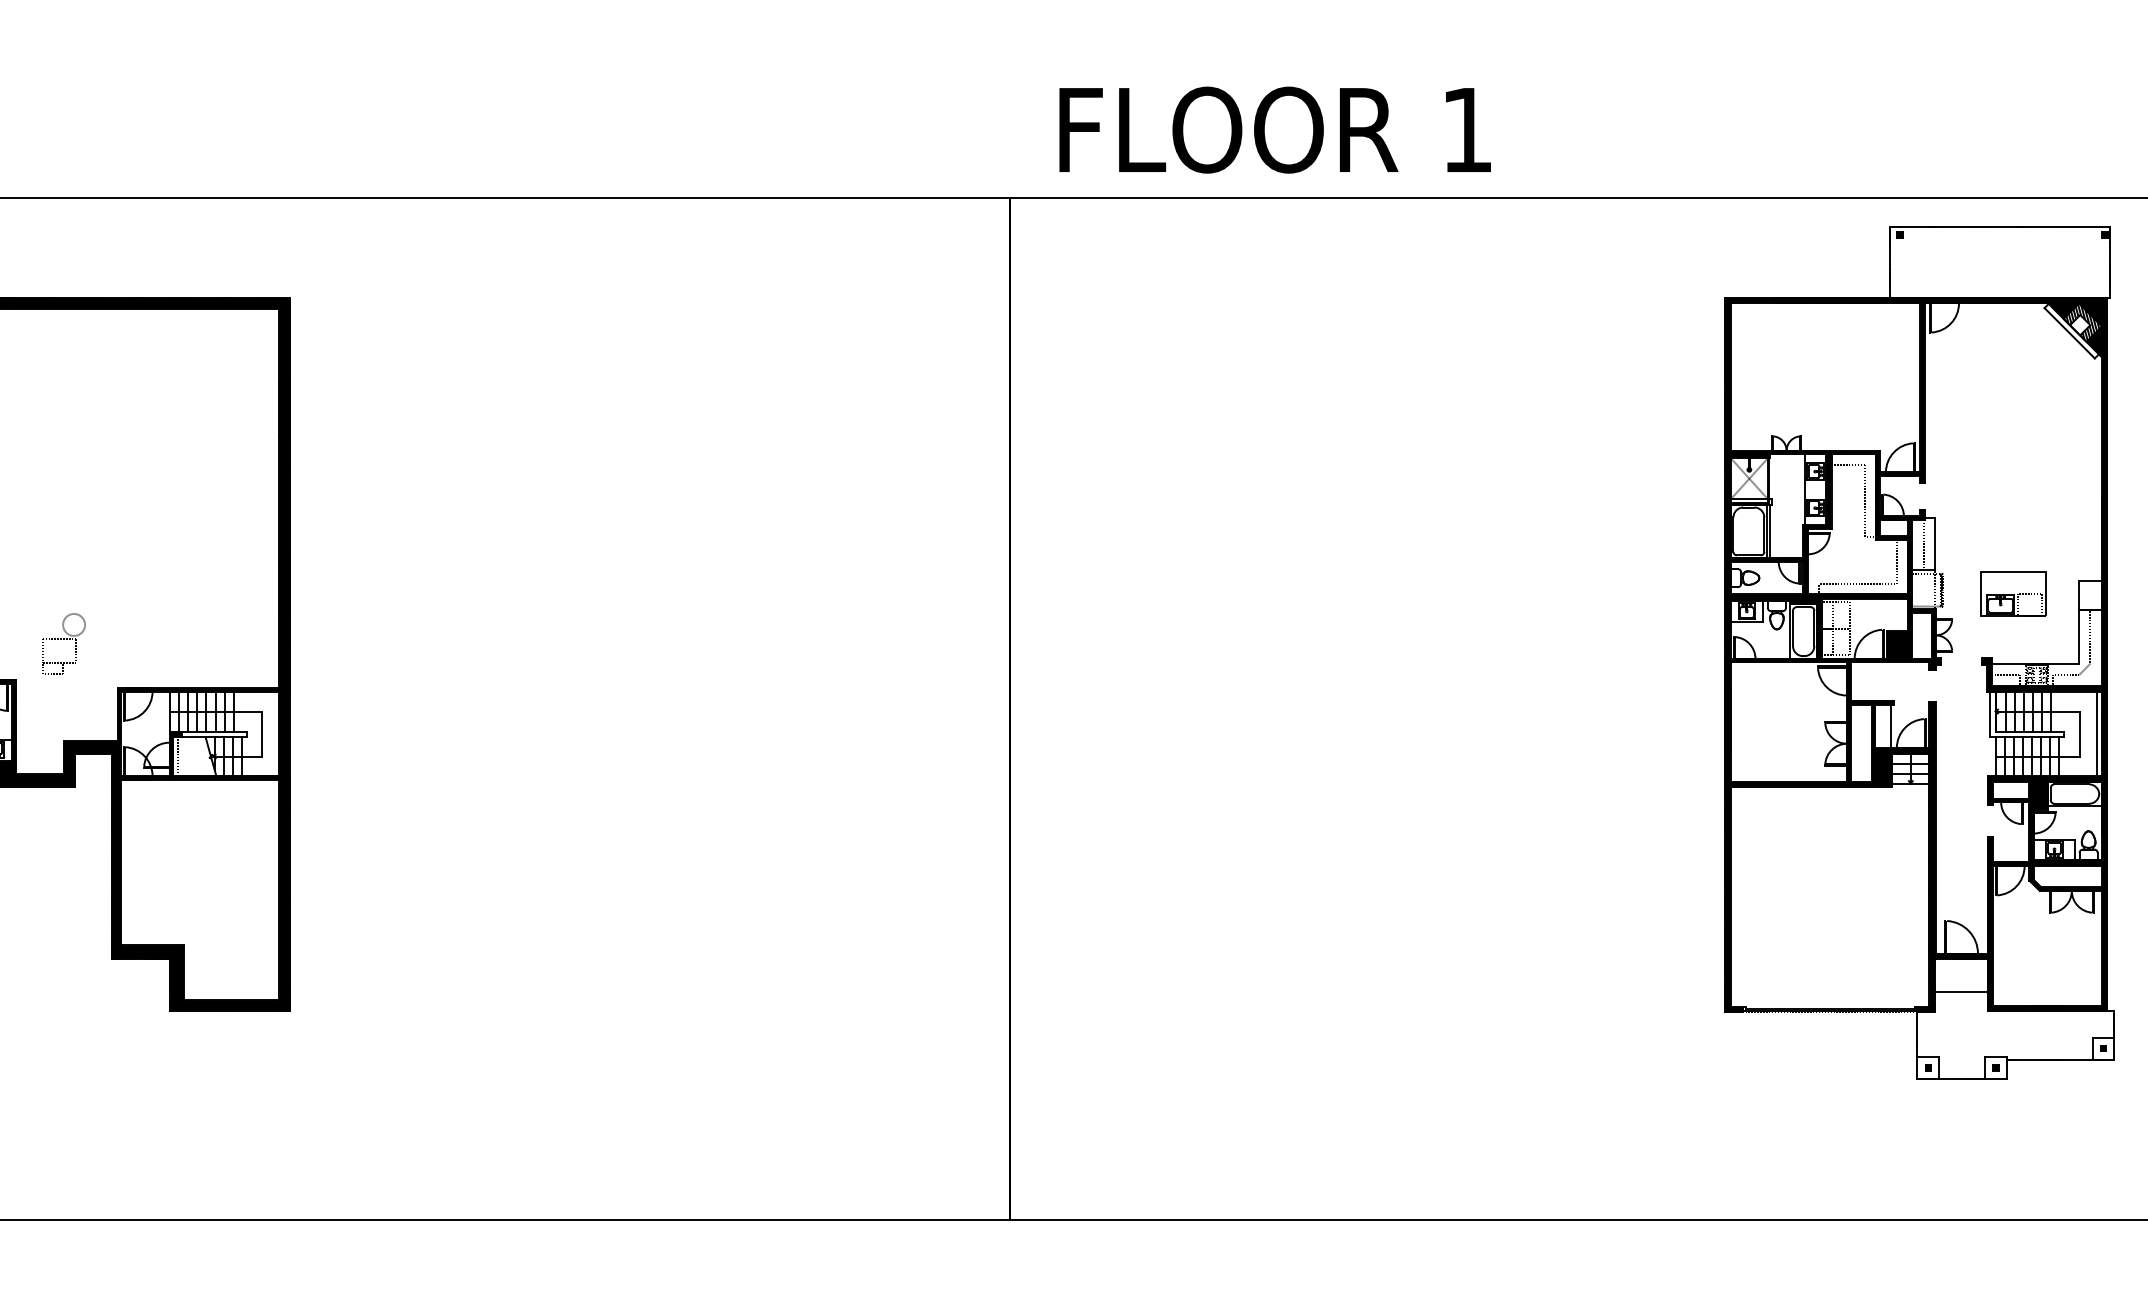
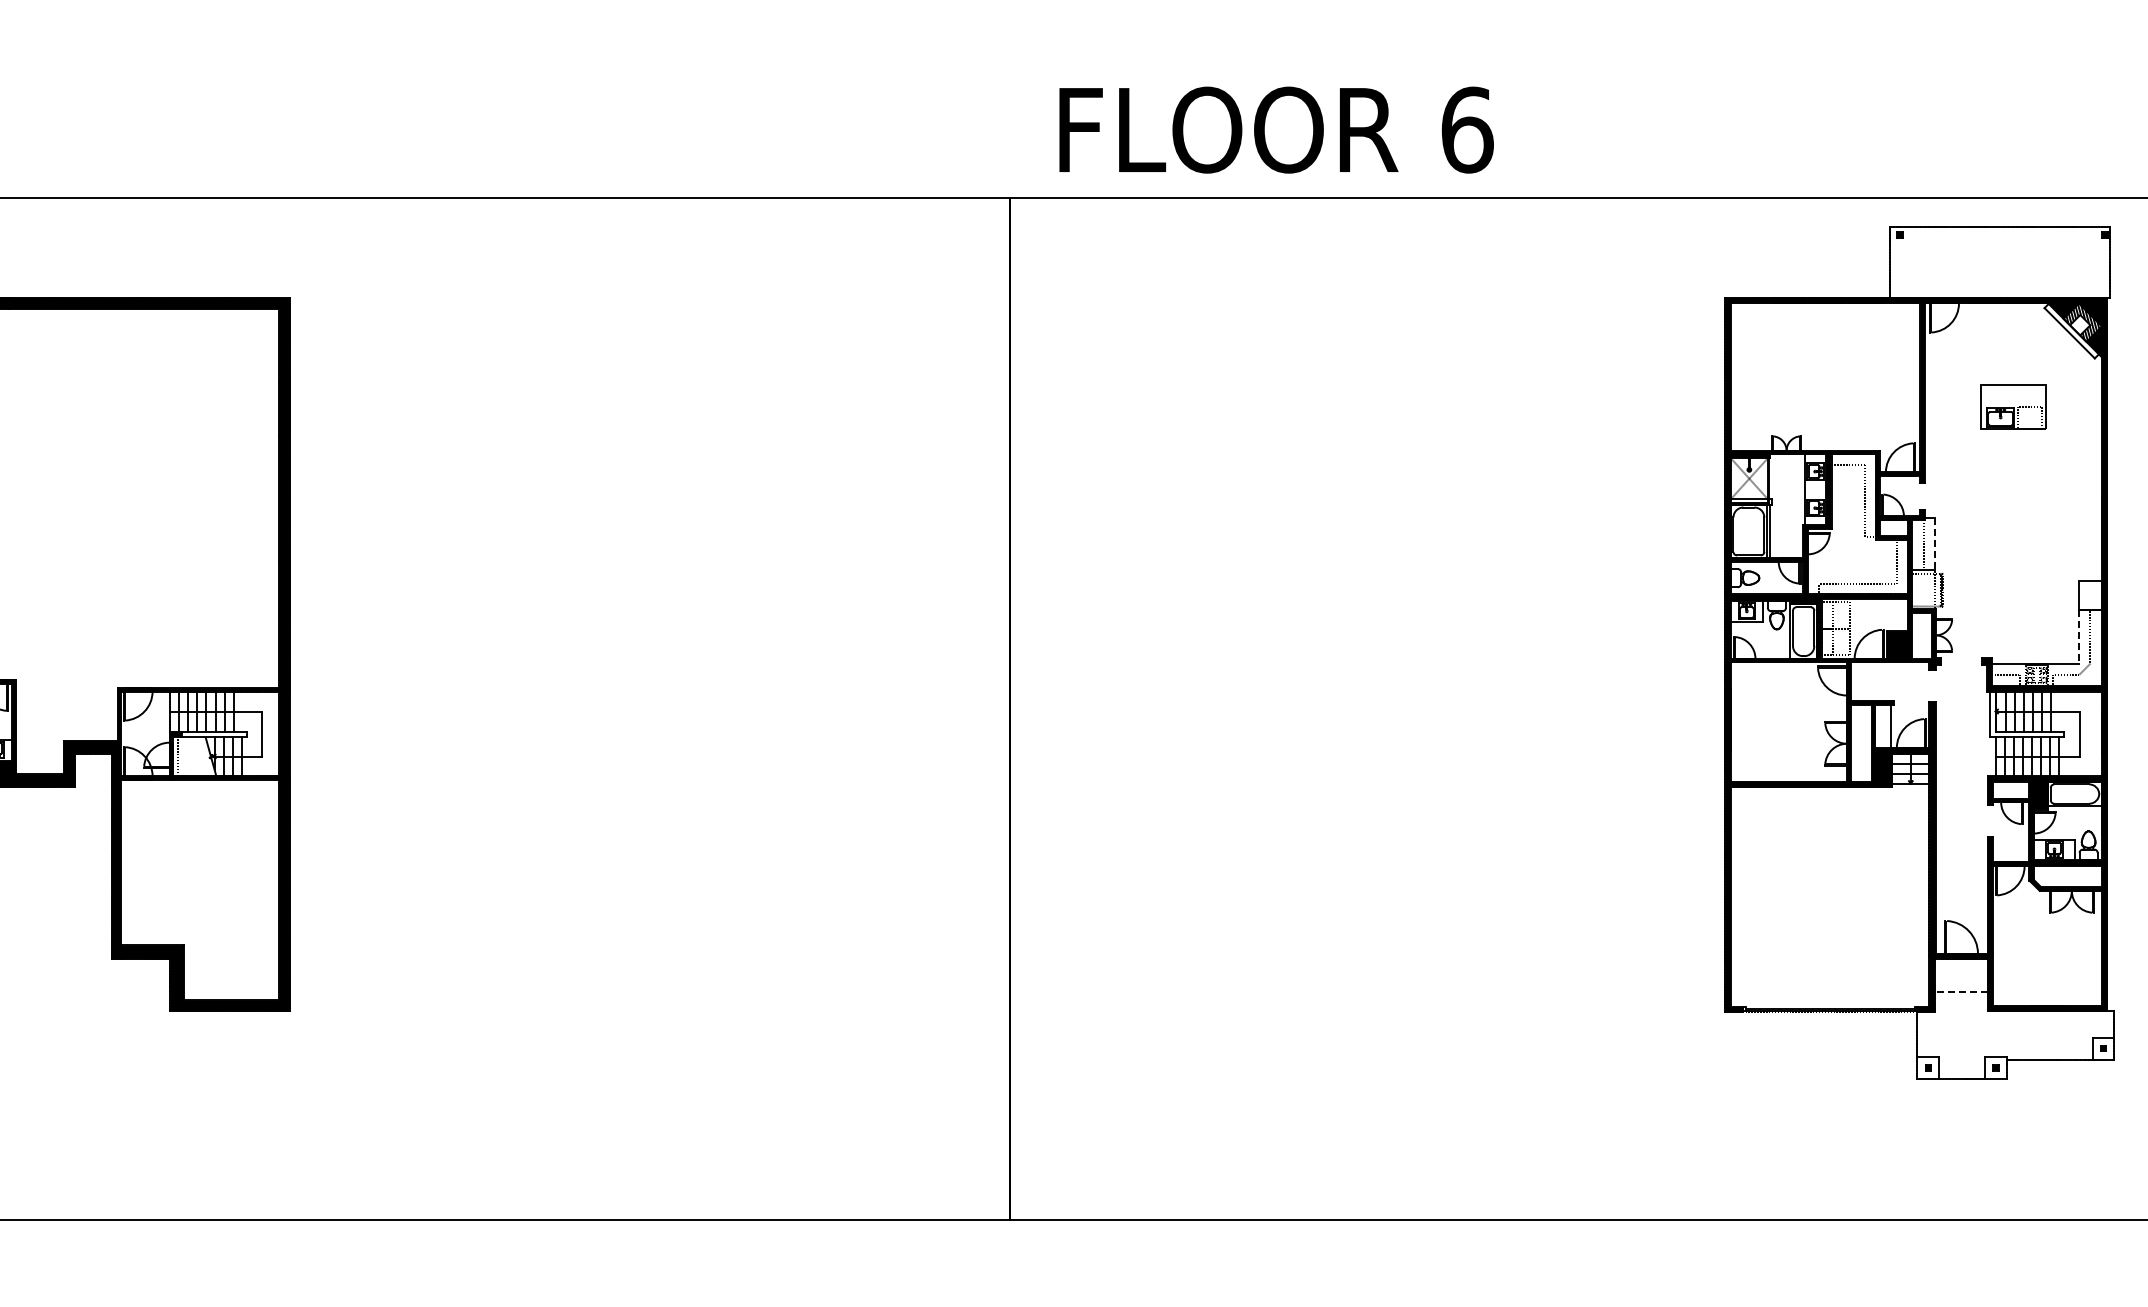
text: 1 -> 6 (1467, 129)
line: solid -> dashed (1934, 544)
part position: (2013, 593) -> (2013, 406) (2013, 406)
line: solid -> dashed (2078, 636)
part: present -> none (63, 643)
line: present -> none (2096, 733)
line: solid -> dashed (1960, 991)
